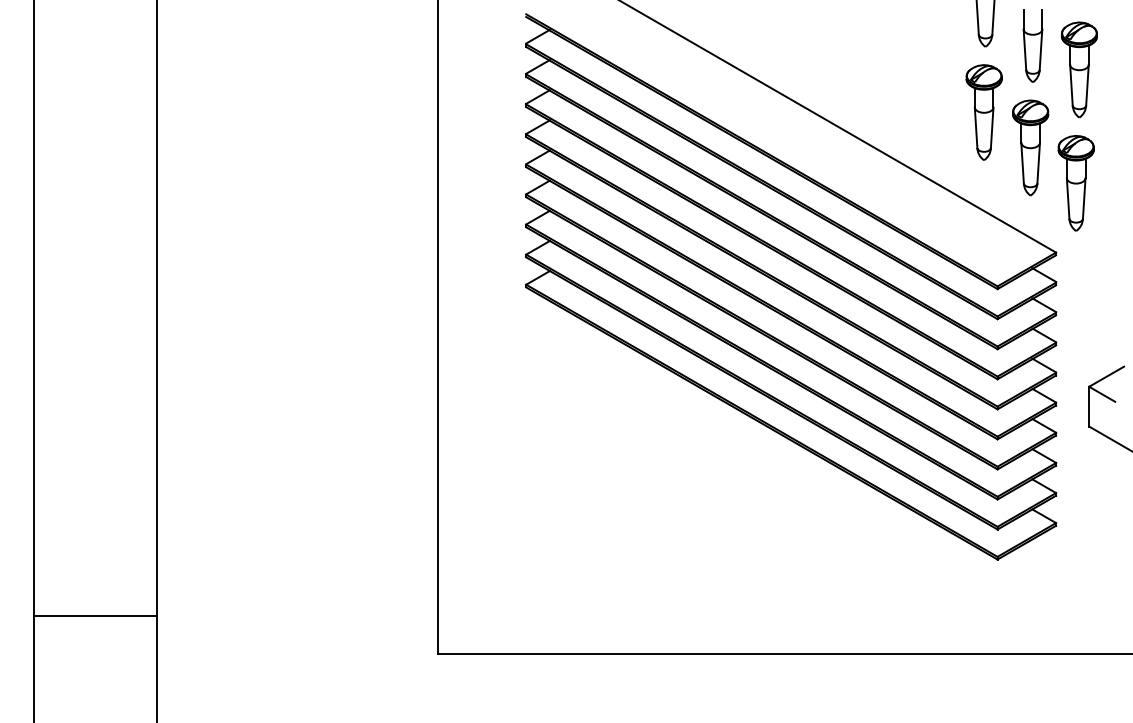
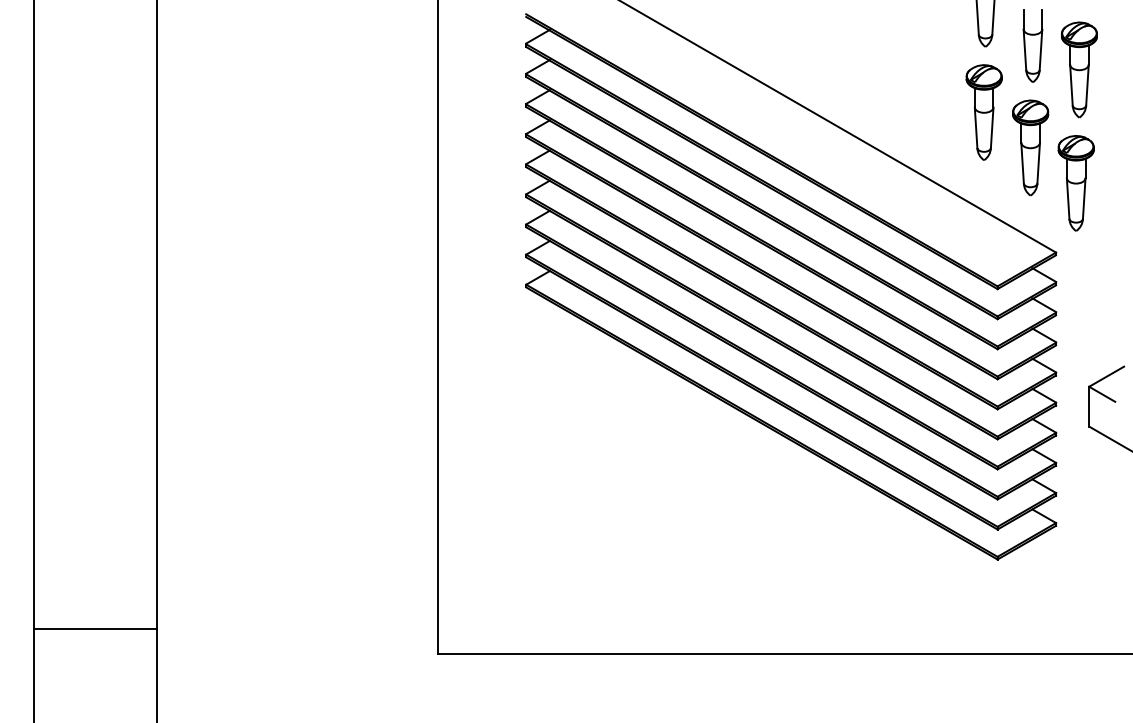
line position: (94, 615) -> (94, 628) (94, 628)
